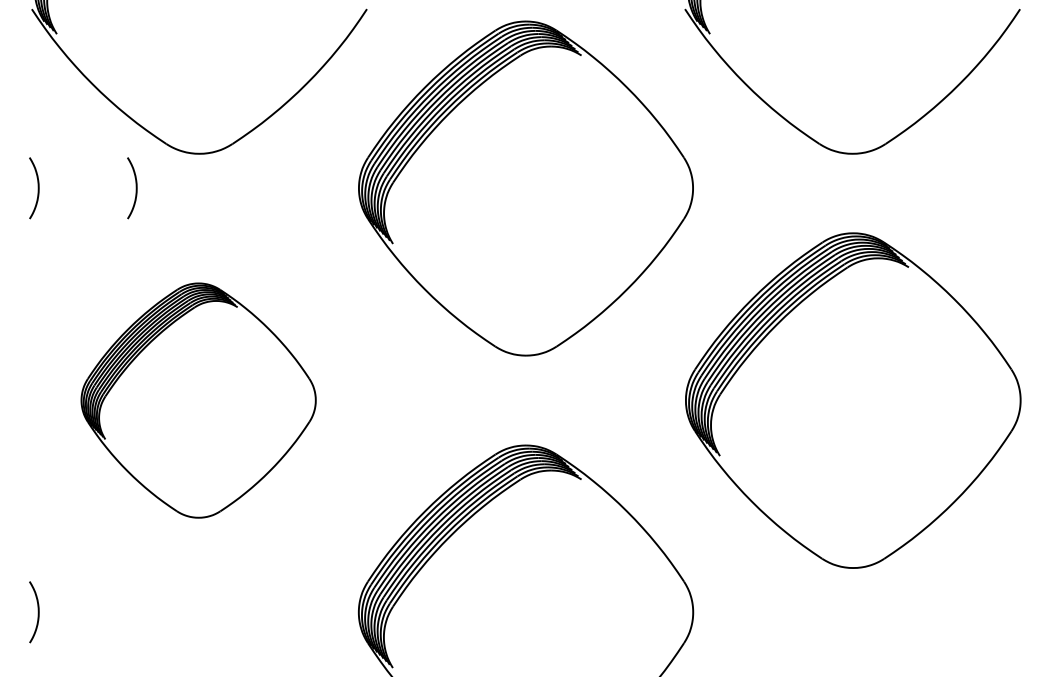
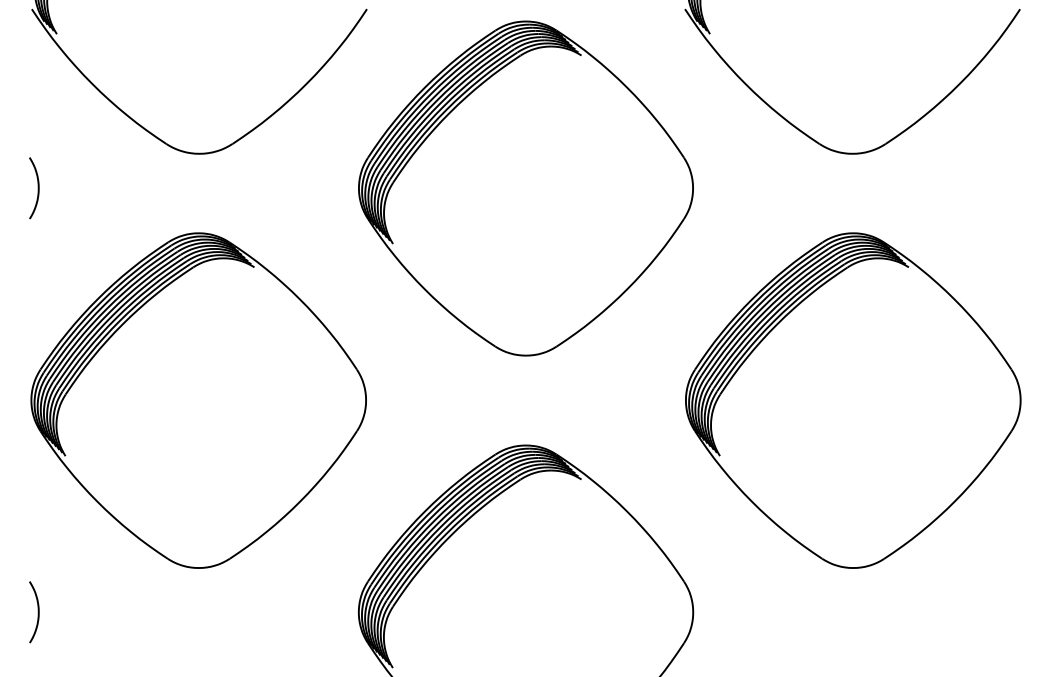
curve: present -> none (135, 188)
part size: 237x237 px -> 337x337 px (198, 400)
